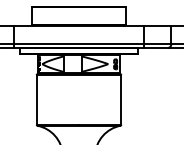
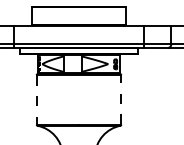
line: solid -> dashed (36, 99)
line: solid -> dashed (121, 99)
